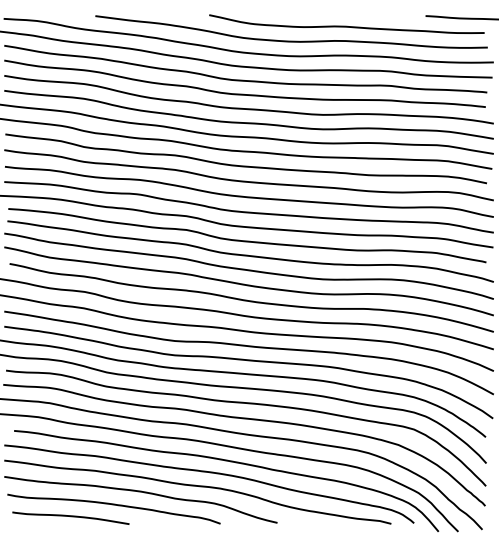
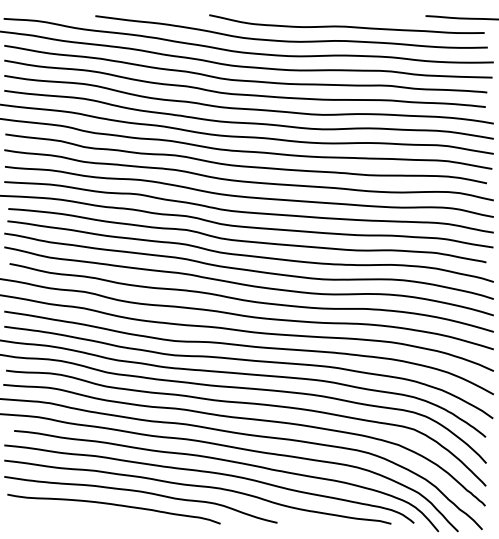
curve: present -> none (70, 517)
